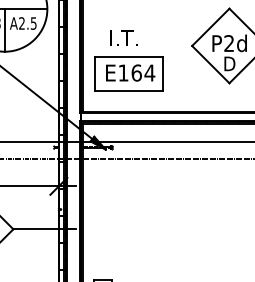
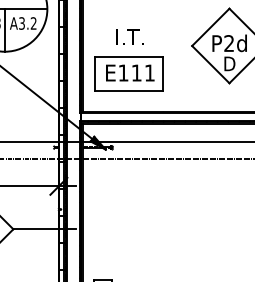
text: A2.5 -> A3.2 (27, 23)
text position: (123, 37) -> (129, 36) (129, 36)
text: E164 -> E111 (143, 72)
